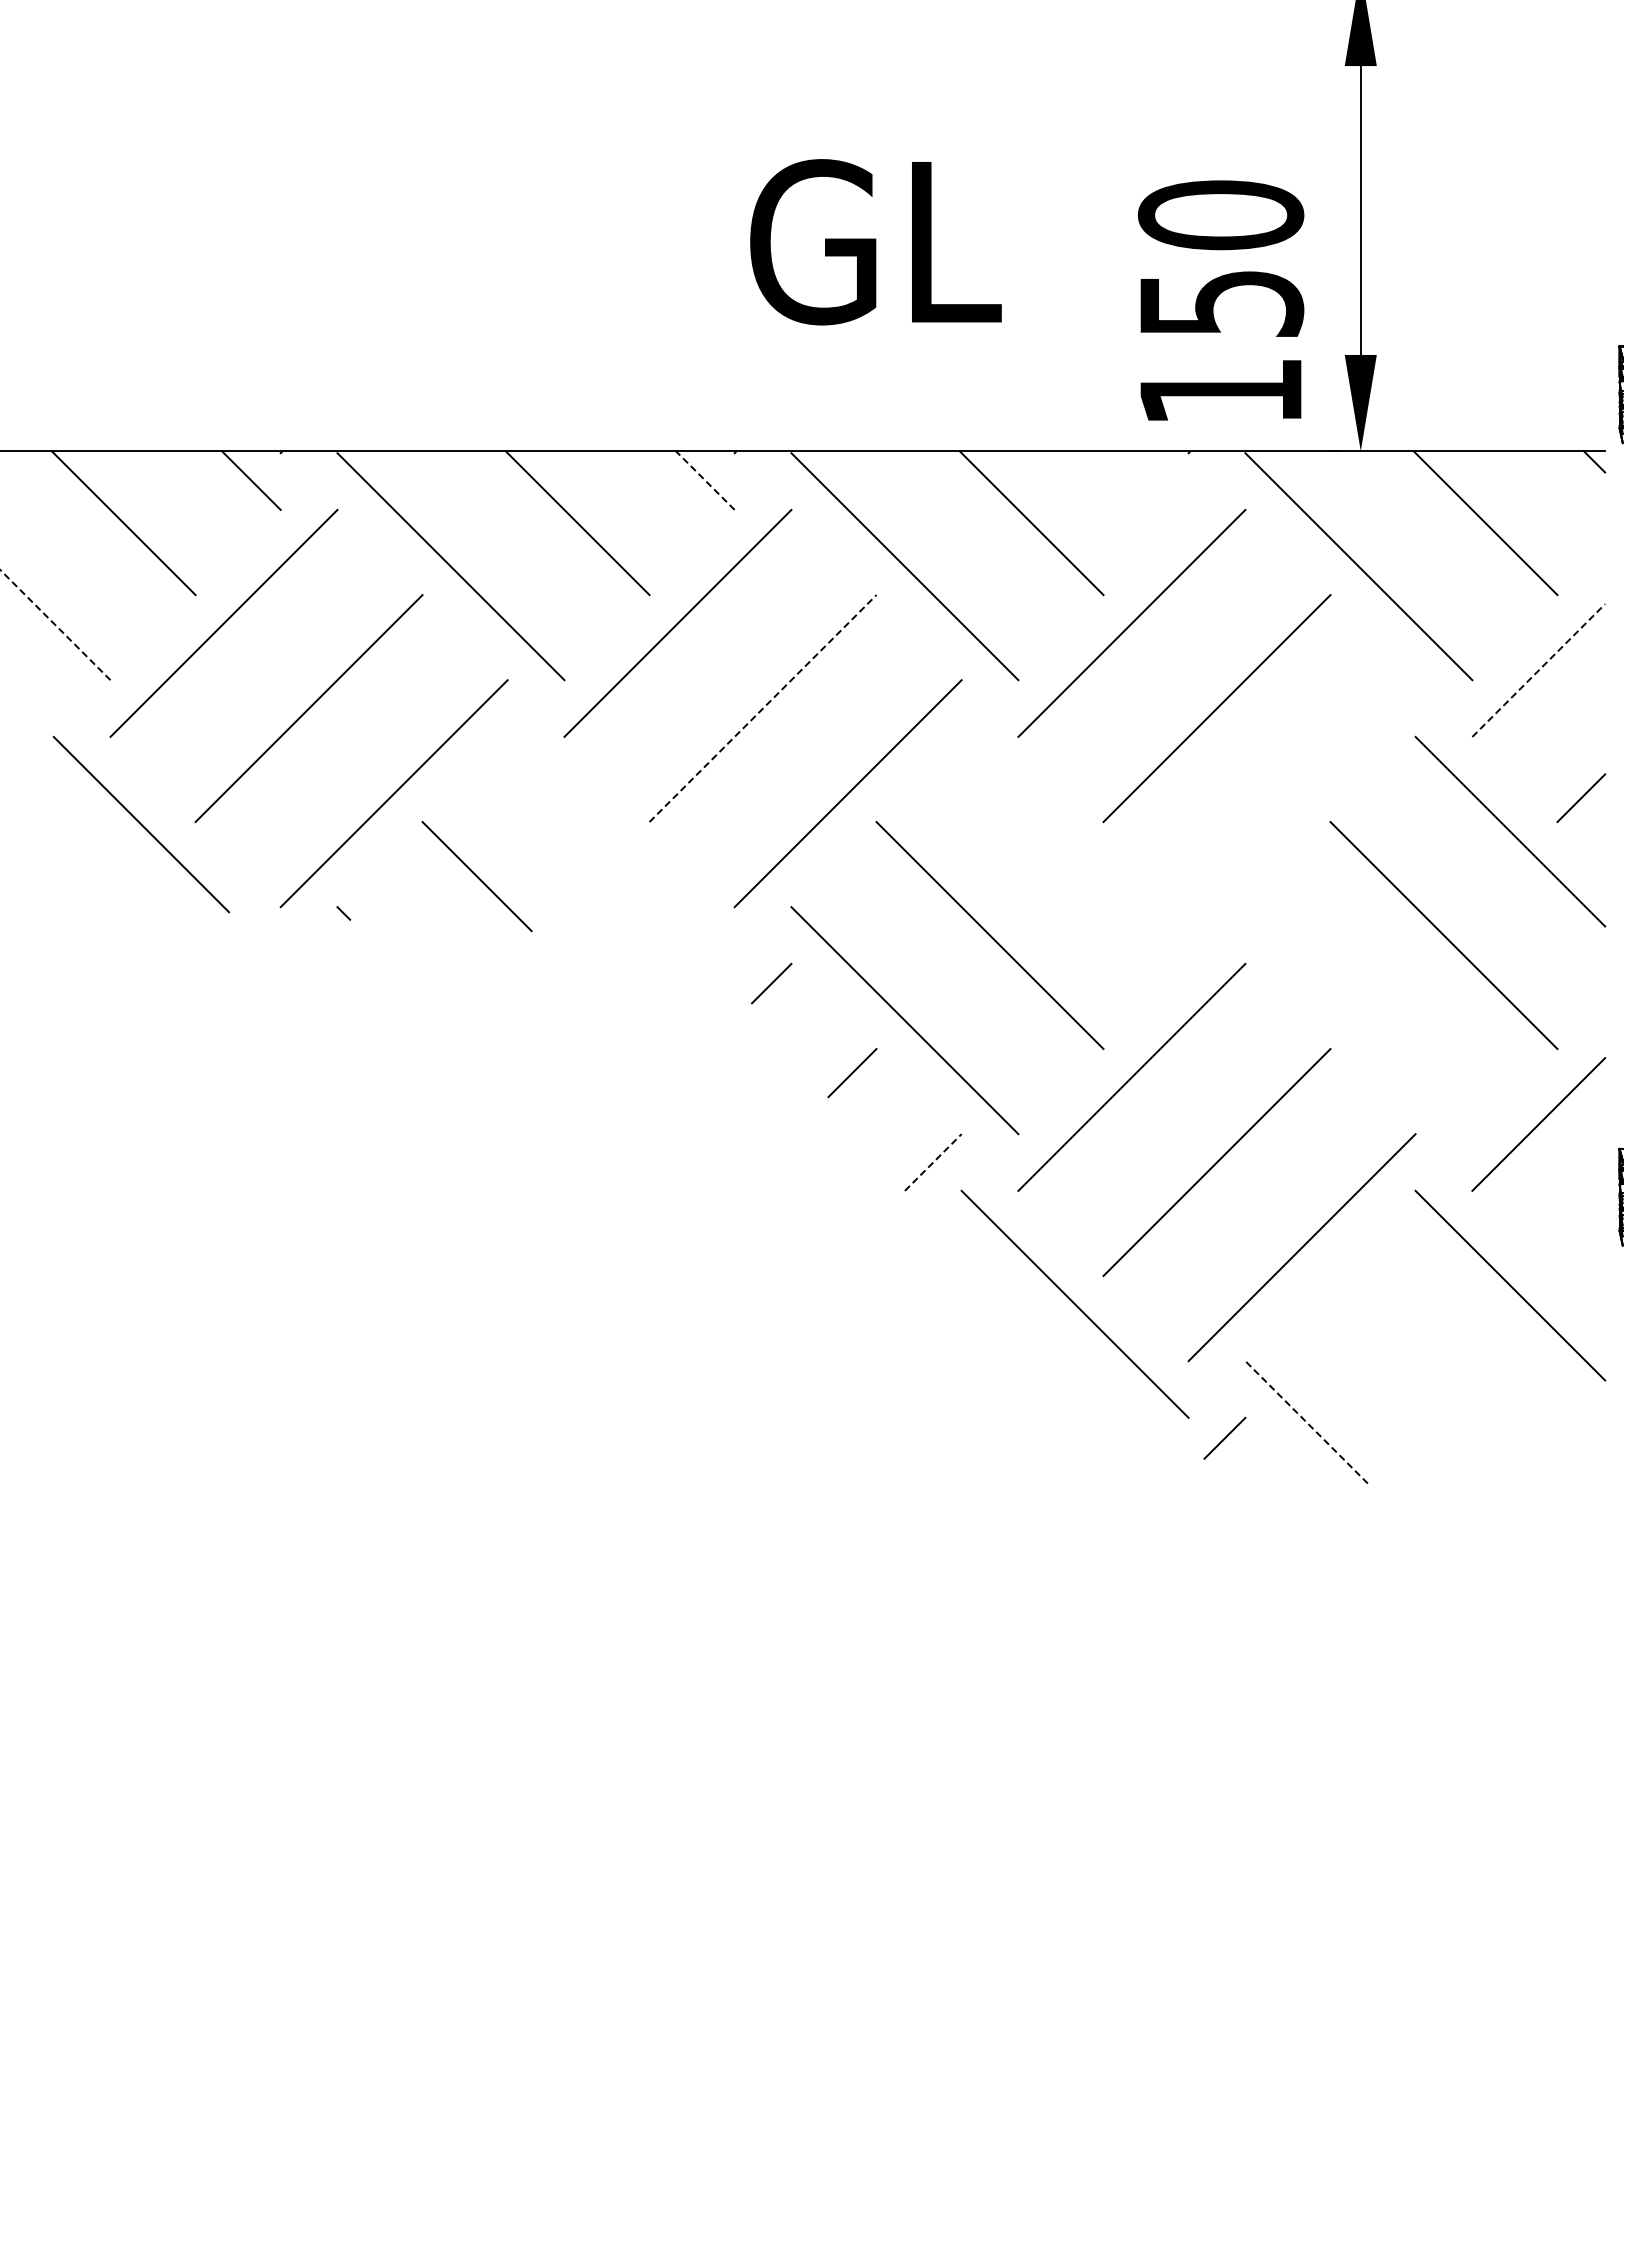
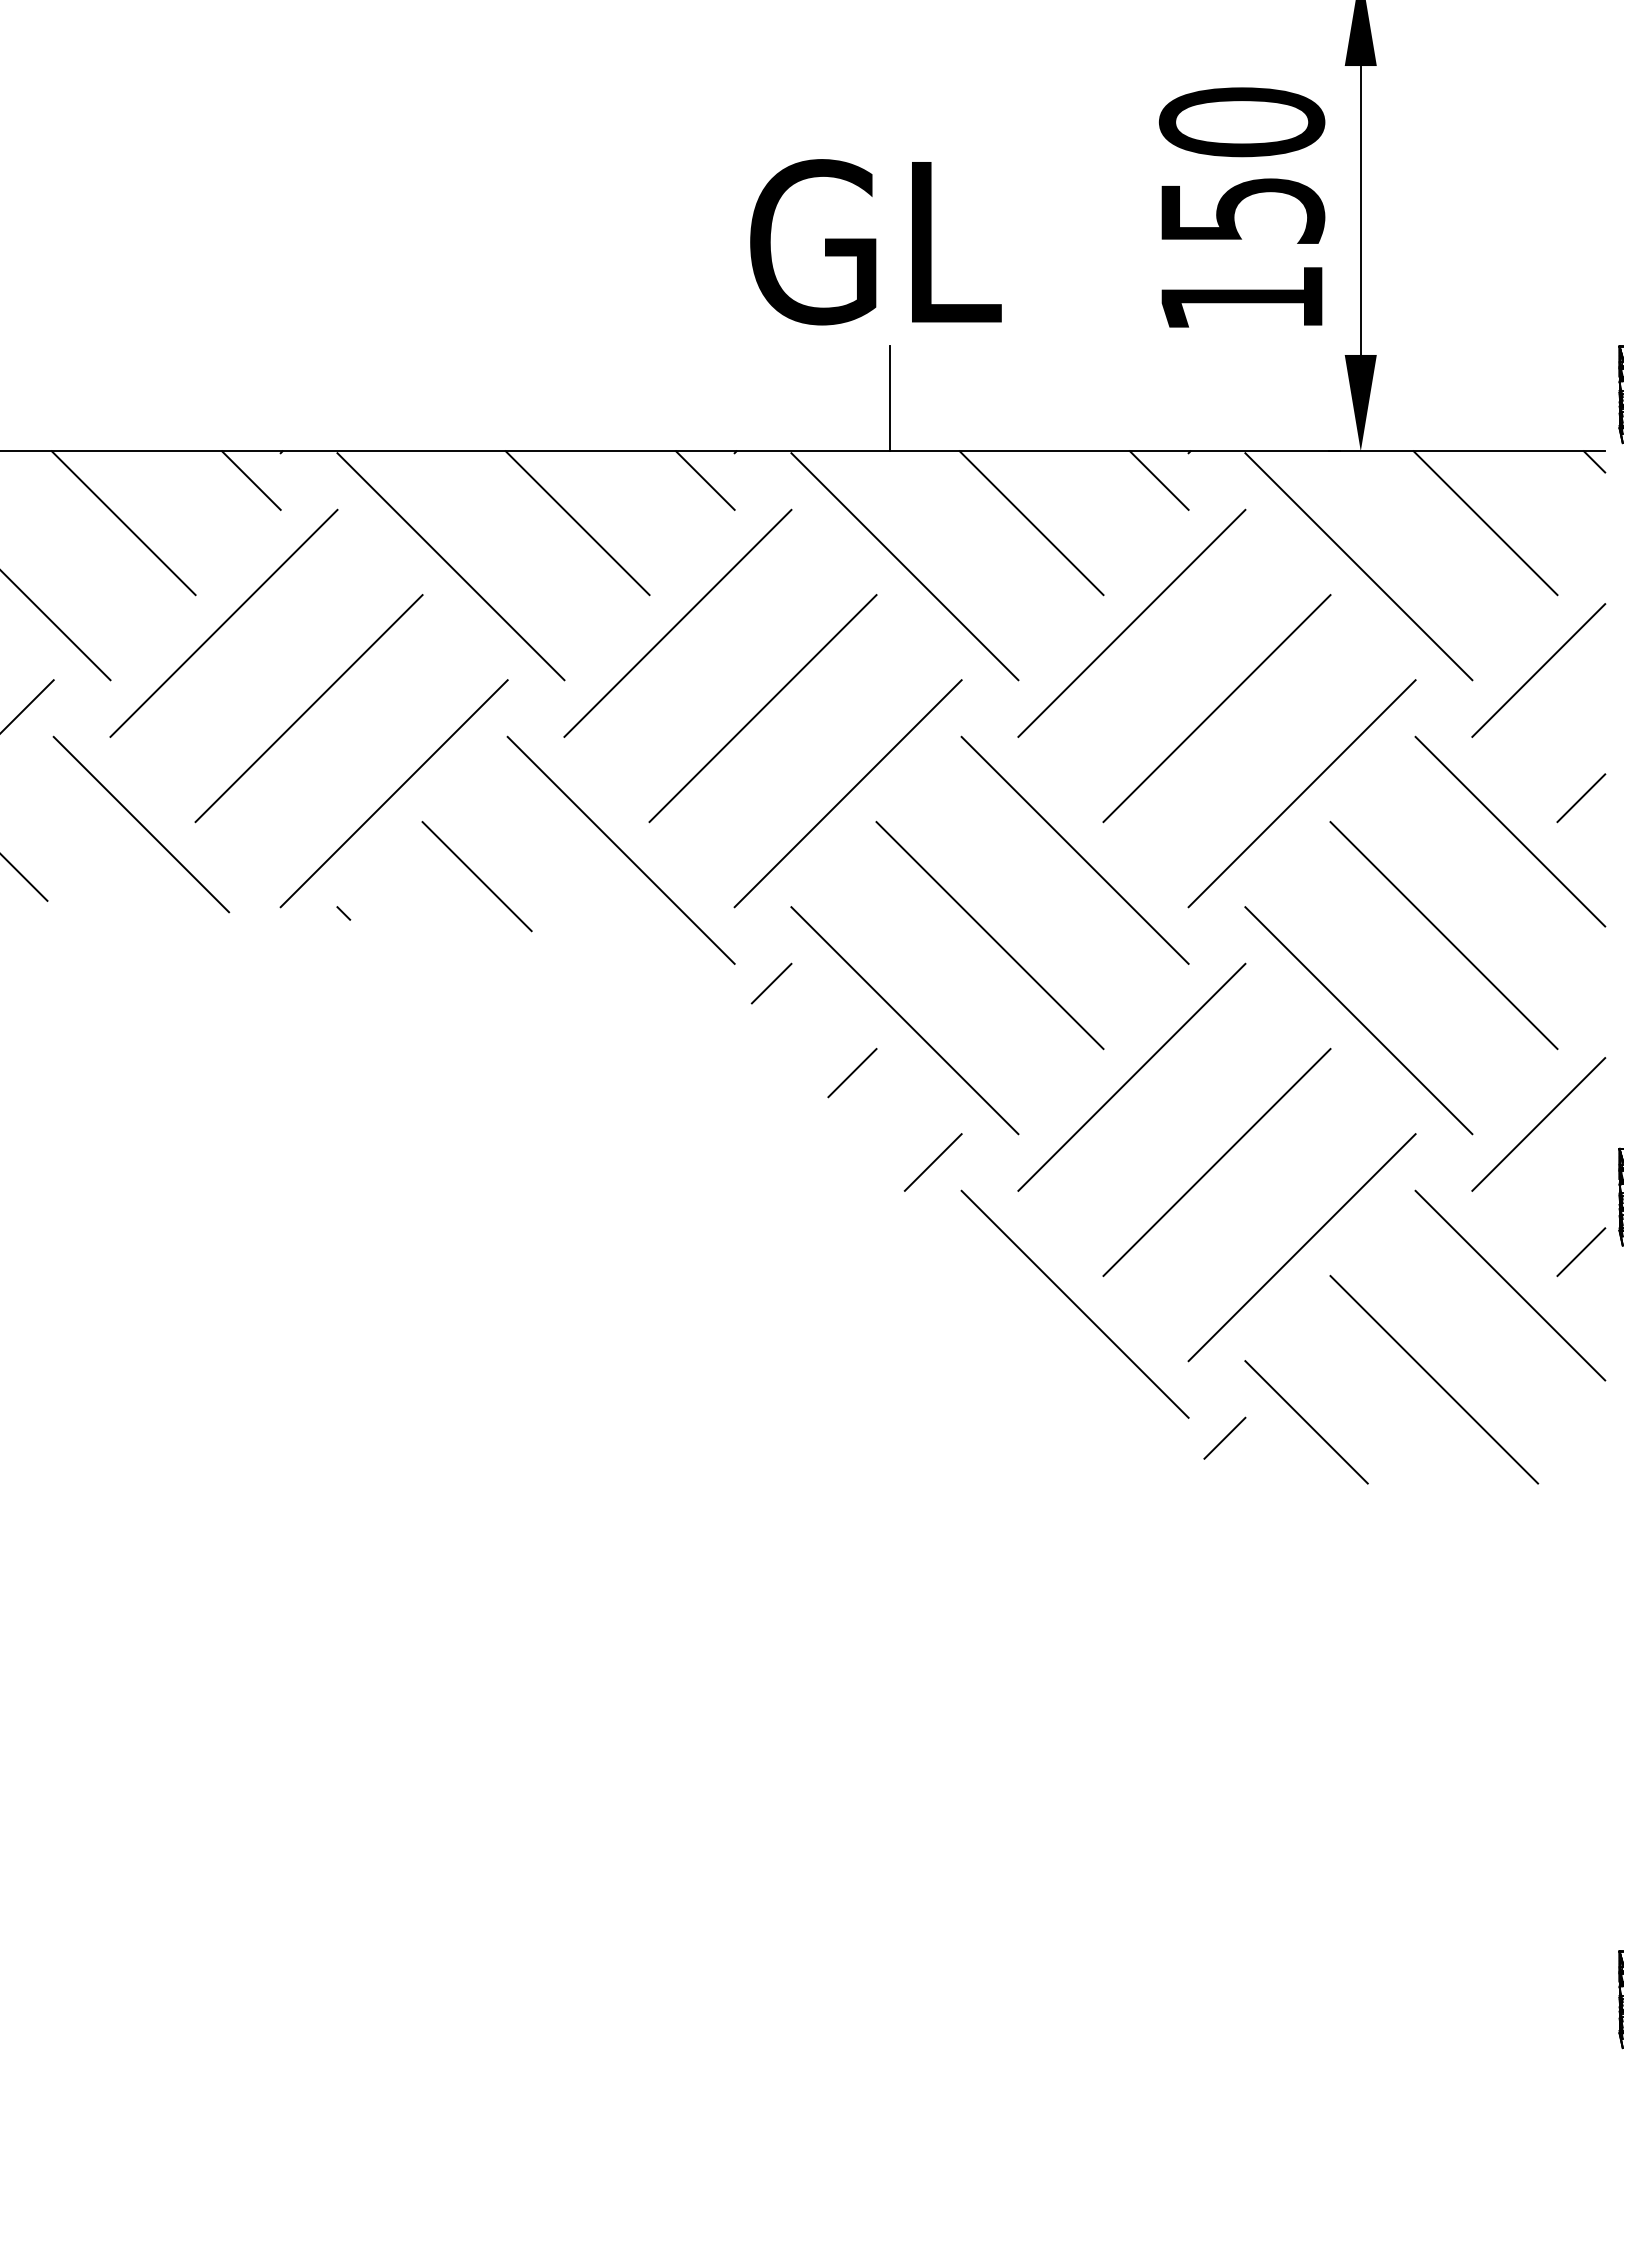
text position: (1221, 300) -> (1242, 207) (1242, 207)
line: none -> present (890, 398)
line: dashed -> solid (704, 480)
line: none -> present (1158, 480)
line: dashed -> solid (55, 625)
line: dashed -> solid (1538, 670)
line: none -> present (27, 705)
line: dashed -> solid (763, 708)
line: none -> present (1301, 793)
line: none -> present (620, 849)
line: none -> present (1074, 849)
line: none -> present (24, 877)
line: none -> present (1358, 1020)
line: dashed -> solid (933, 1162)
line: none -> present (1581, 1251)
line: none -> present (1434, 1379)
line: dashed -> solid (1306, 1422)
part: none -> present (1620, 1999)
